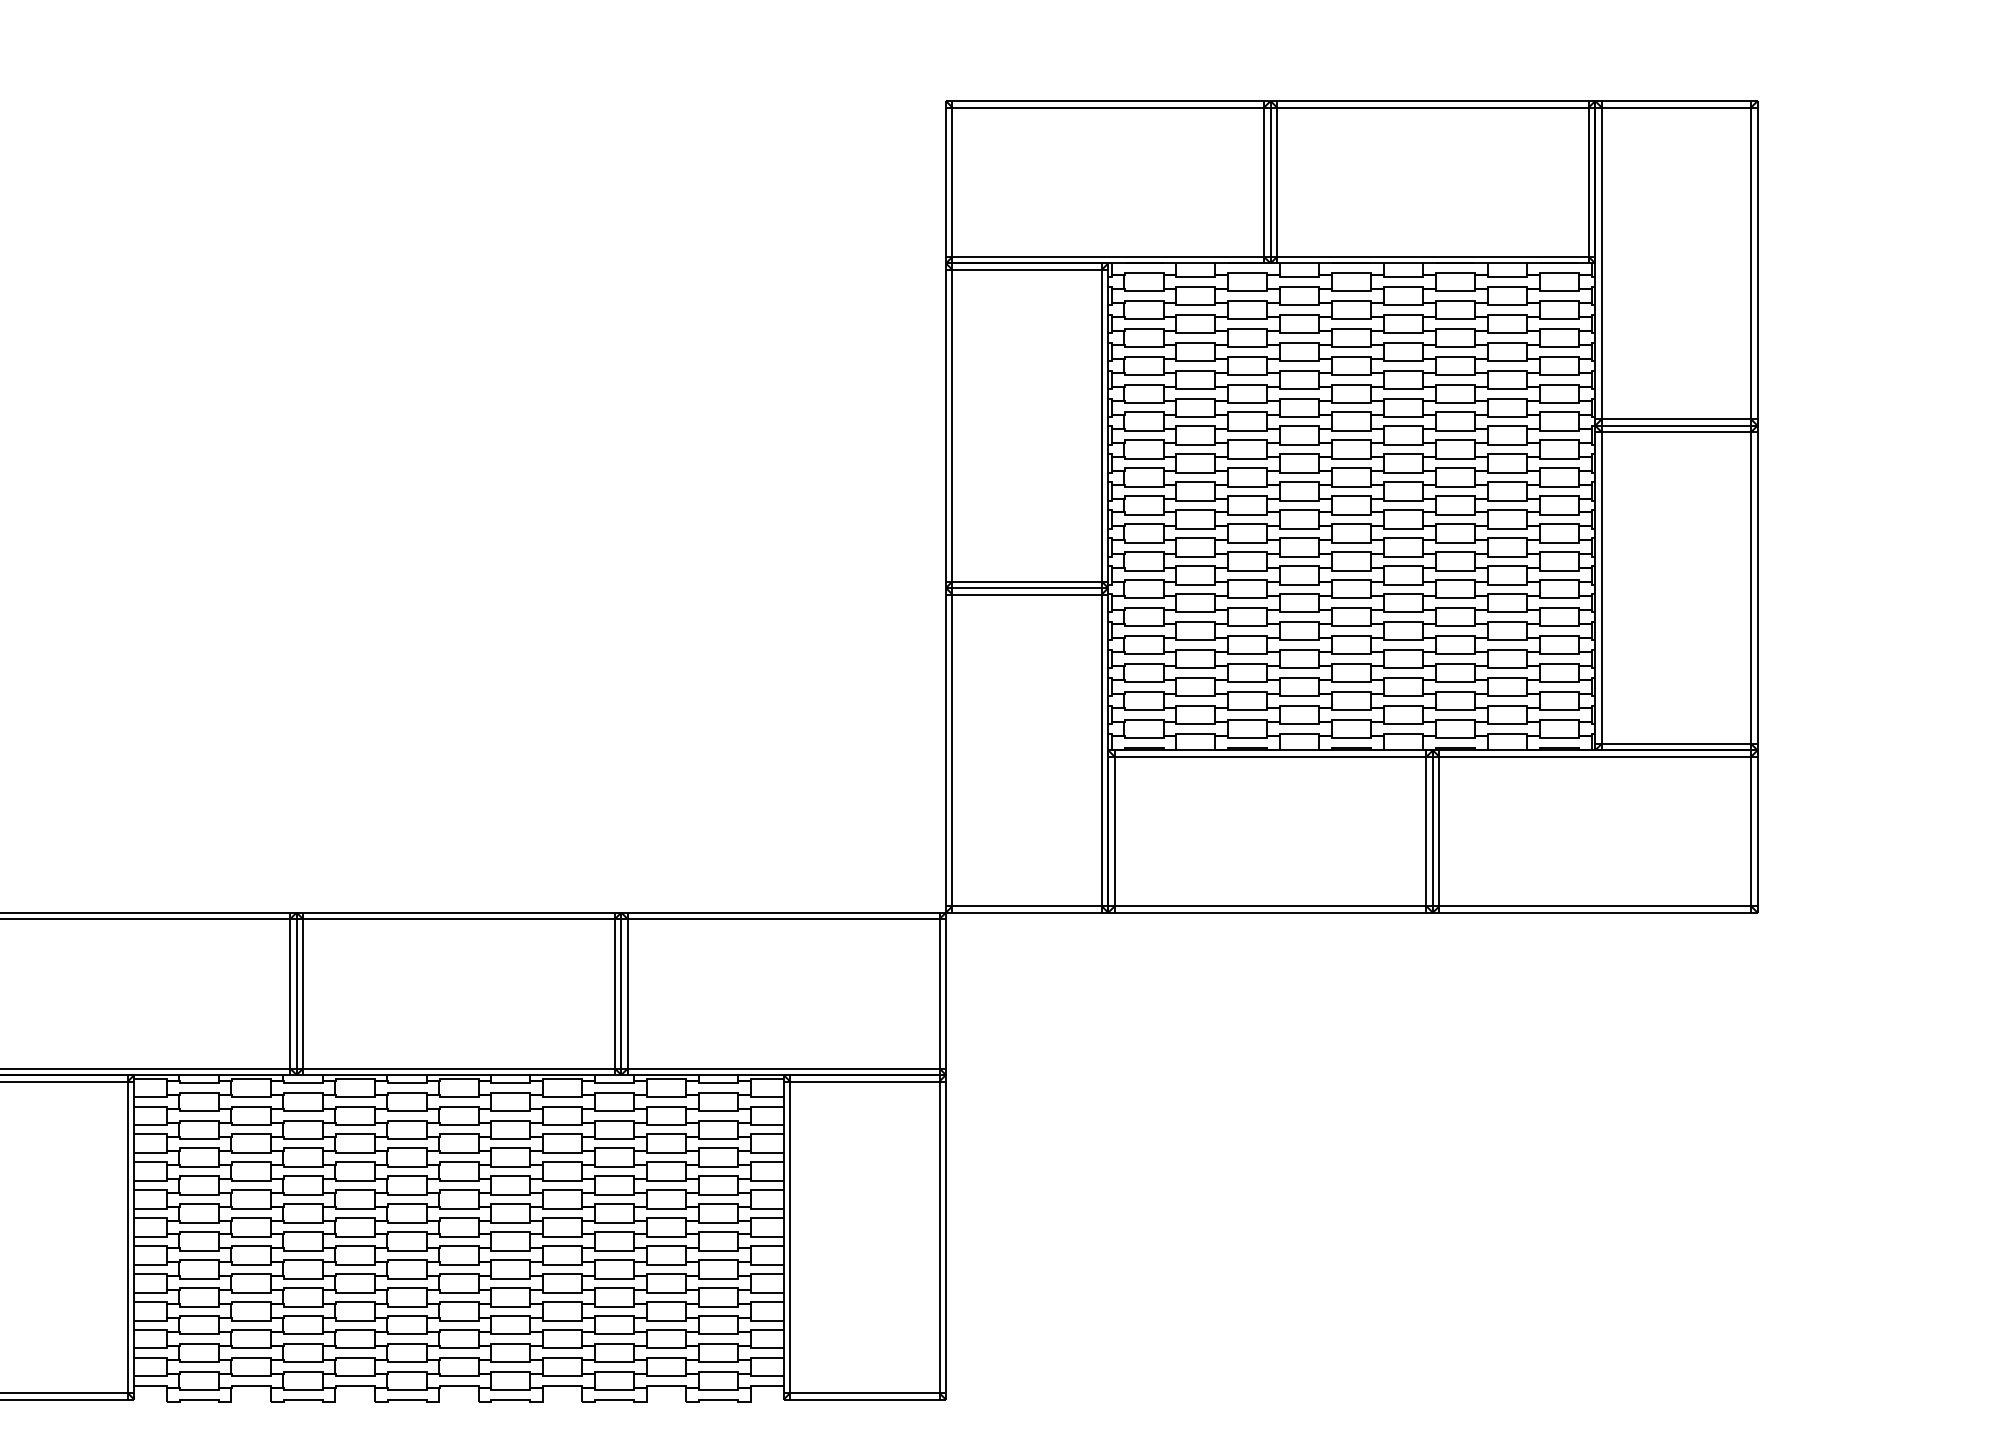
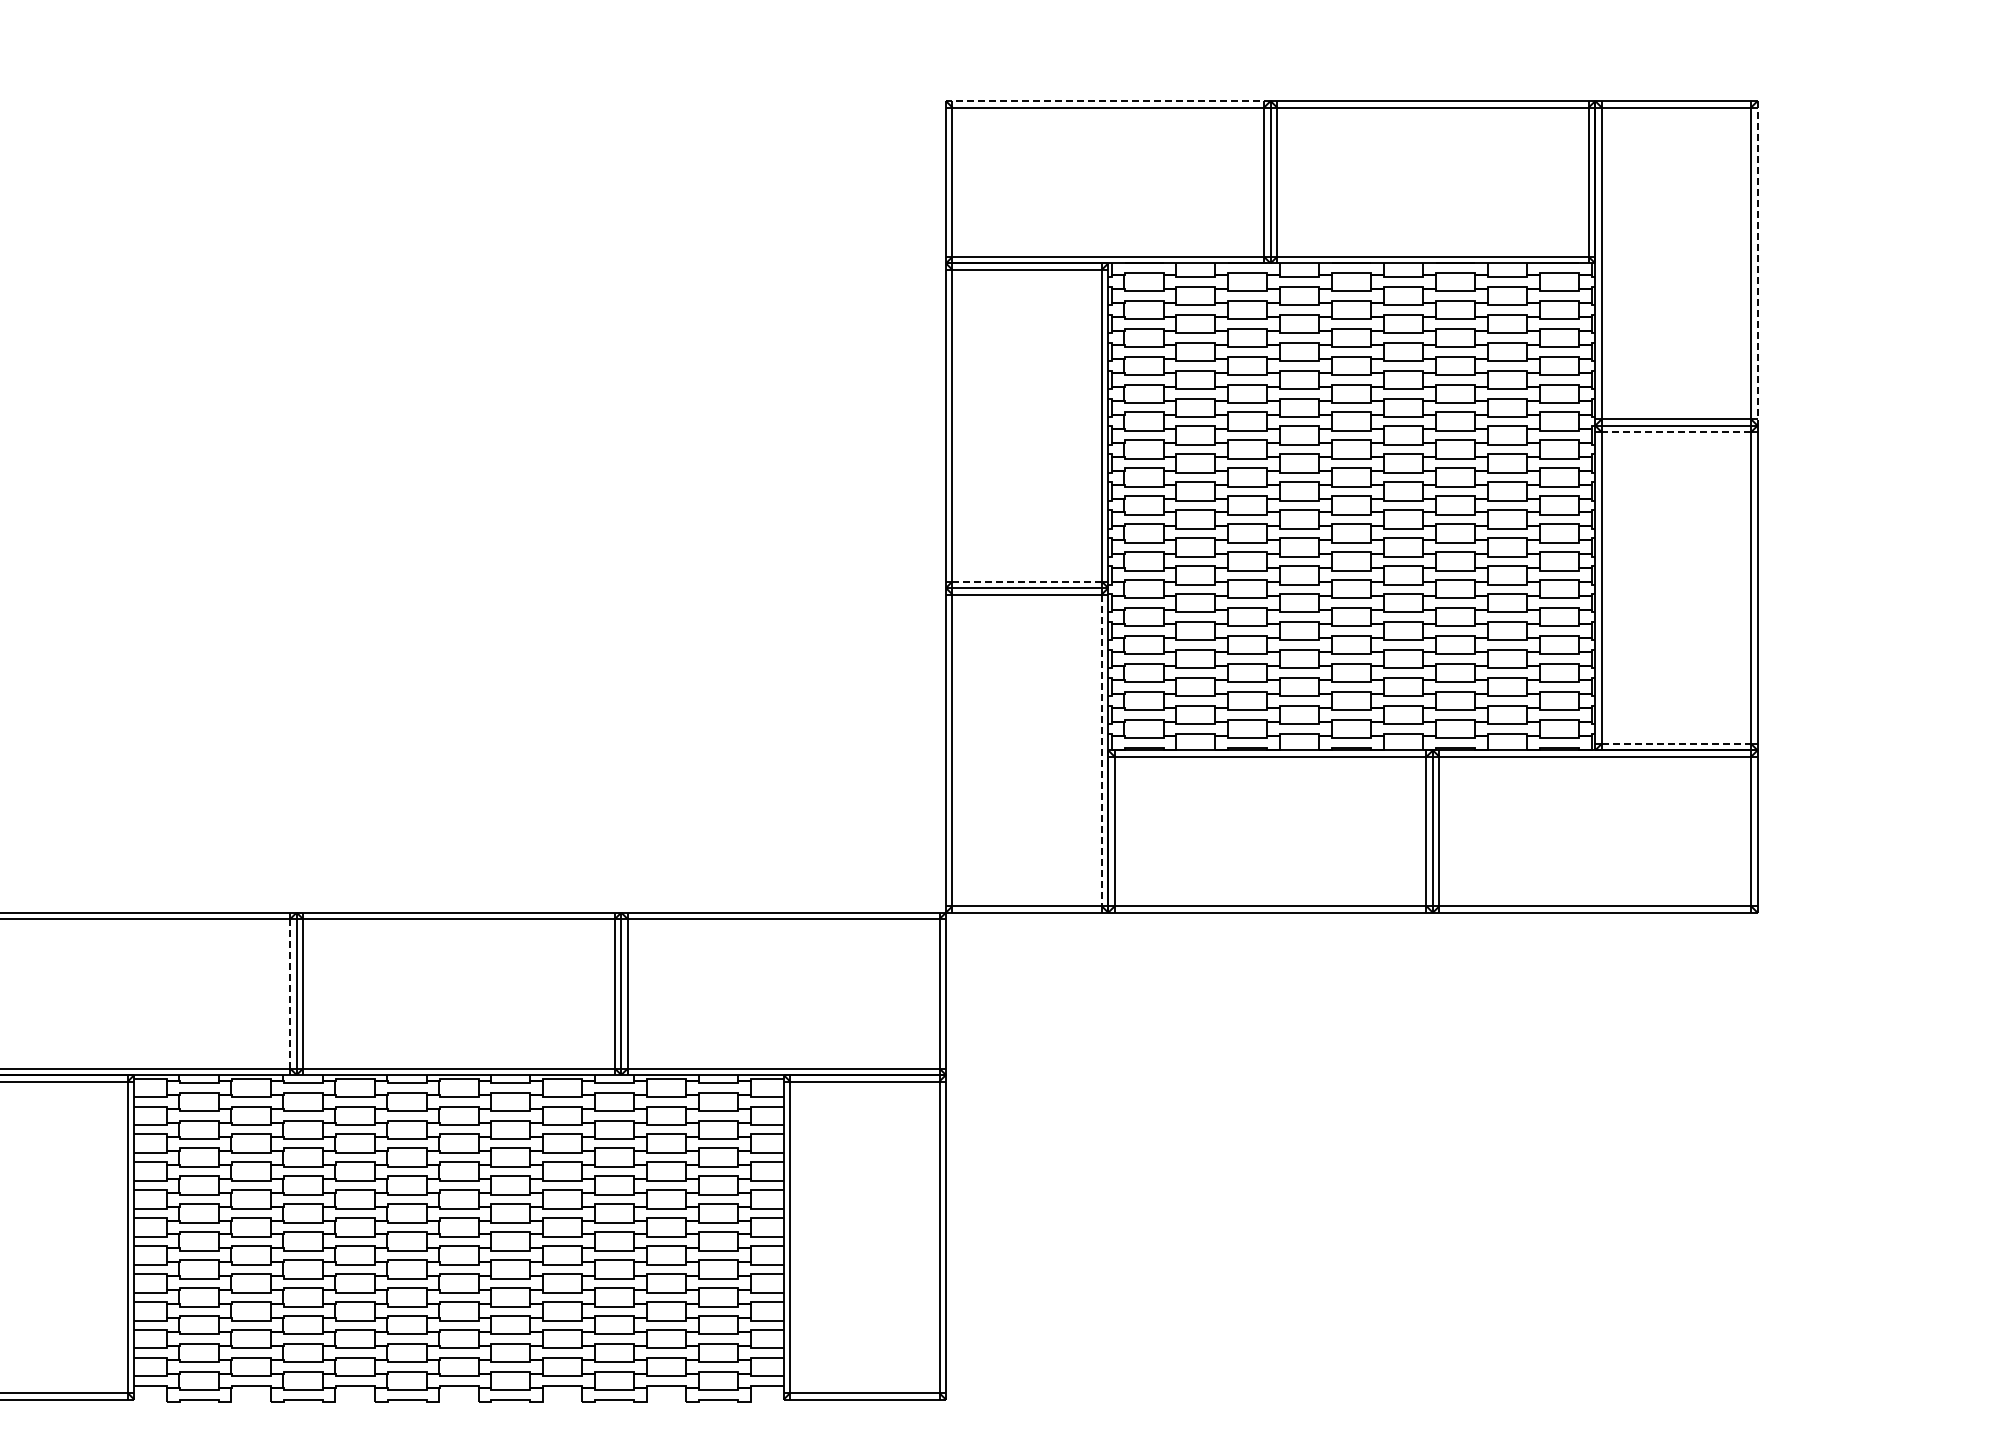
line: solid -> dashed (1108, 101)
line: solid -> dashed (1757, 263)
line: solid -> dashed (1676, 432)
line: solid -> dashed (1027, 581)
line: solid -> dashed (1676, 743)
line: solid -> dashed (1101, 750)
line: solid -> dashed (290, 993)
